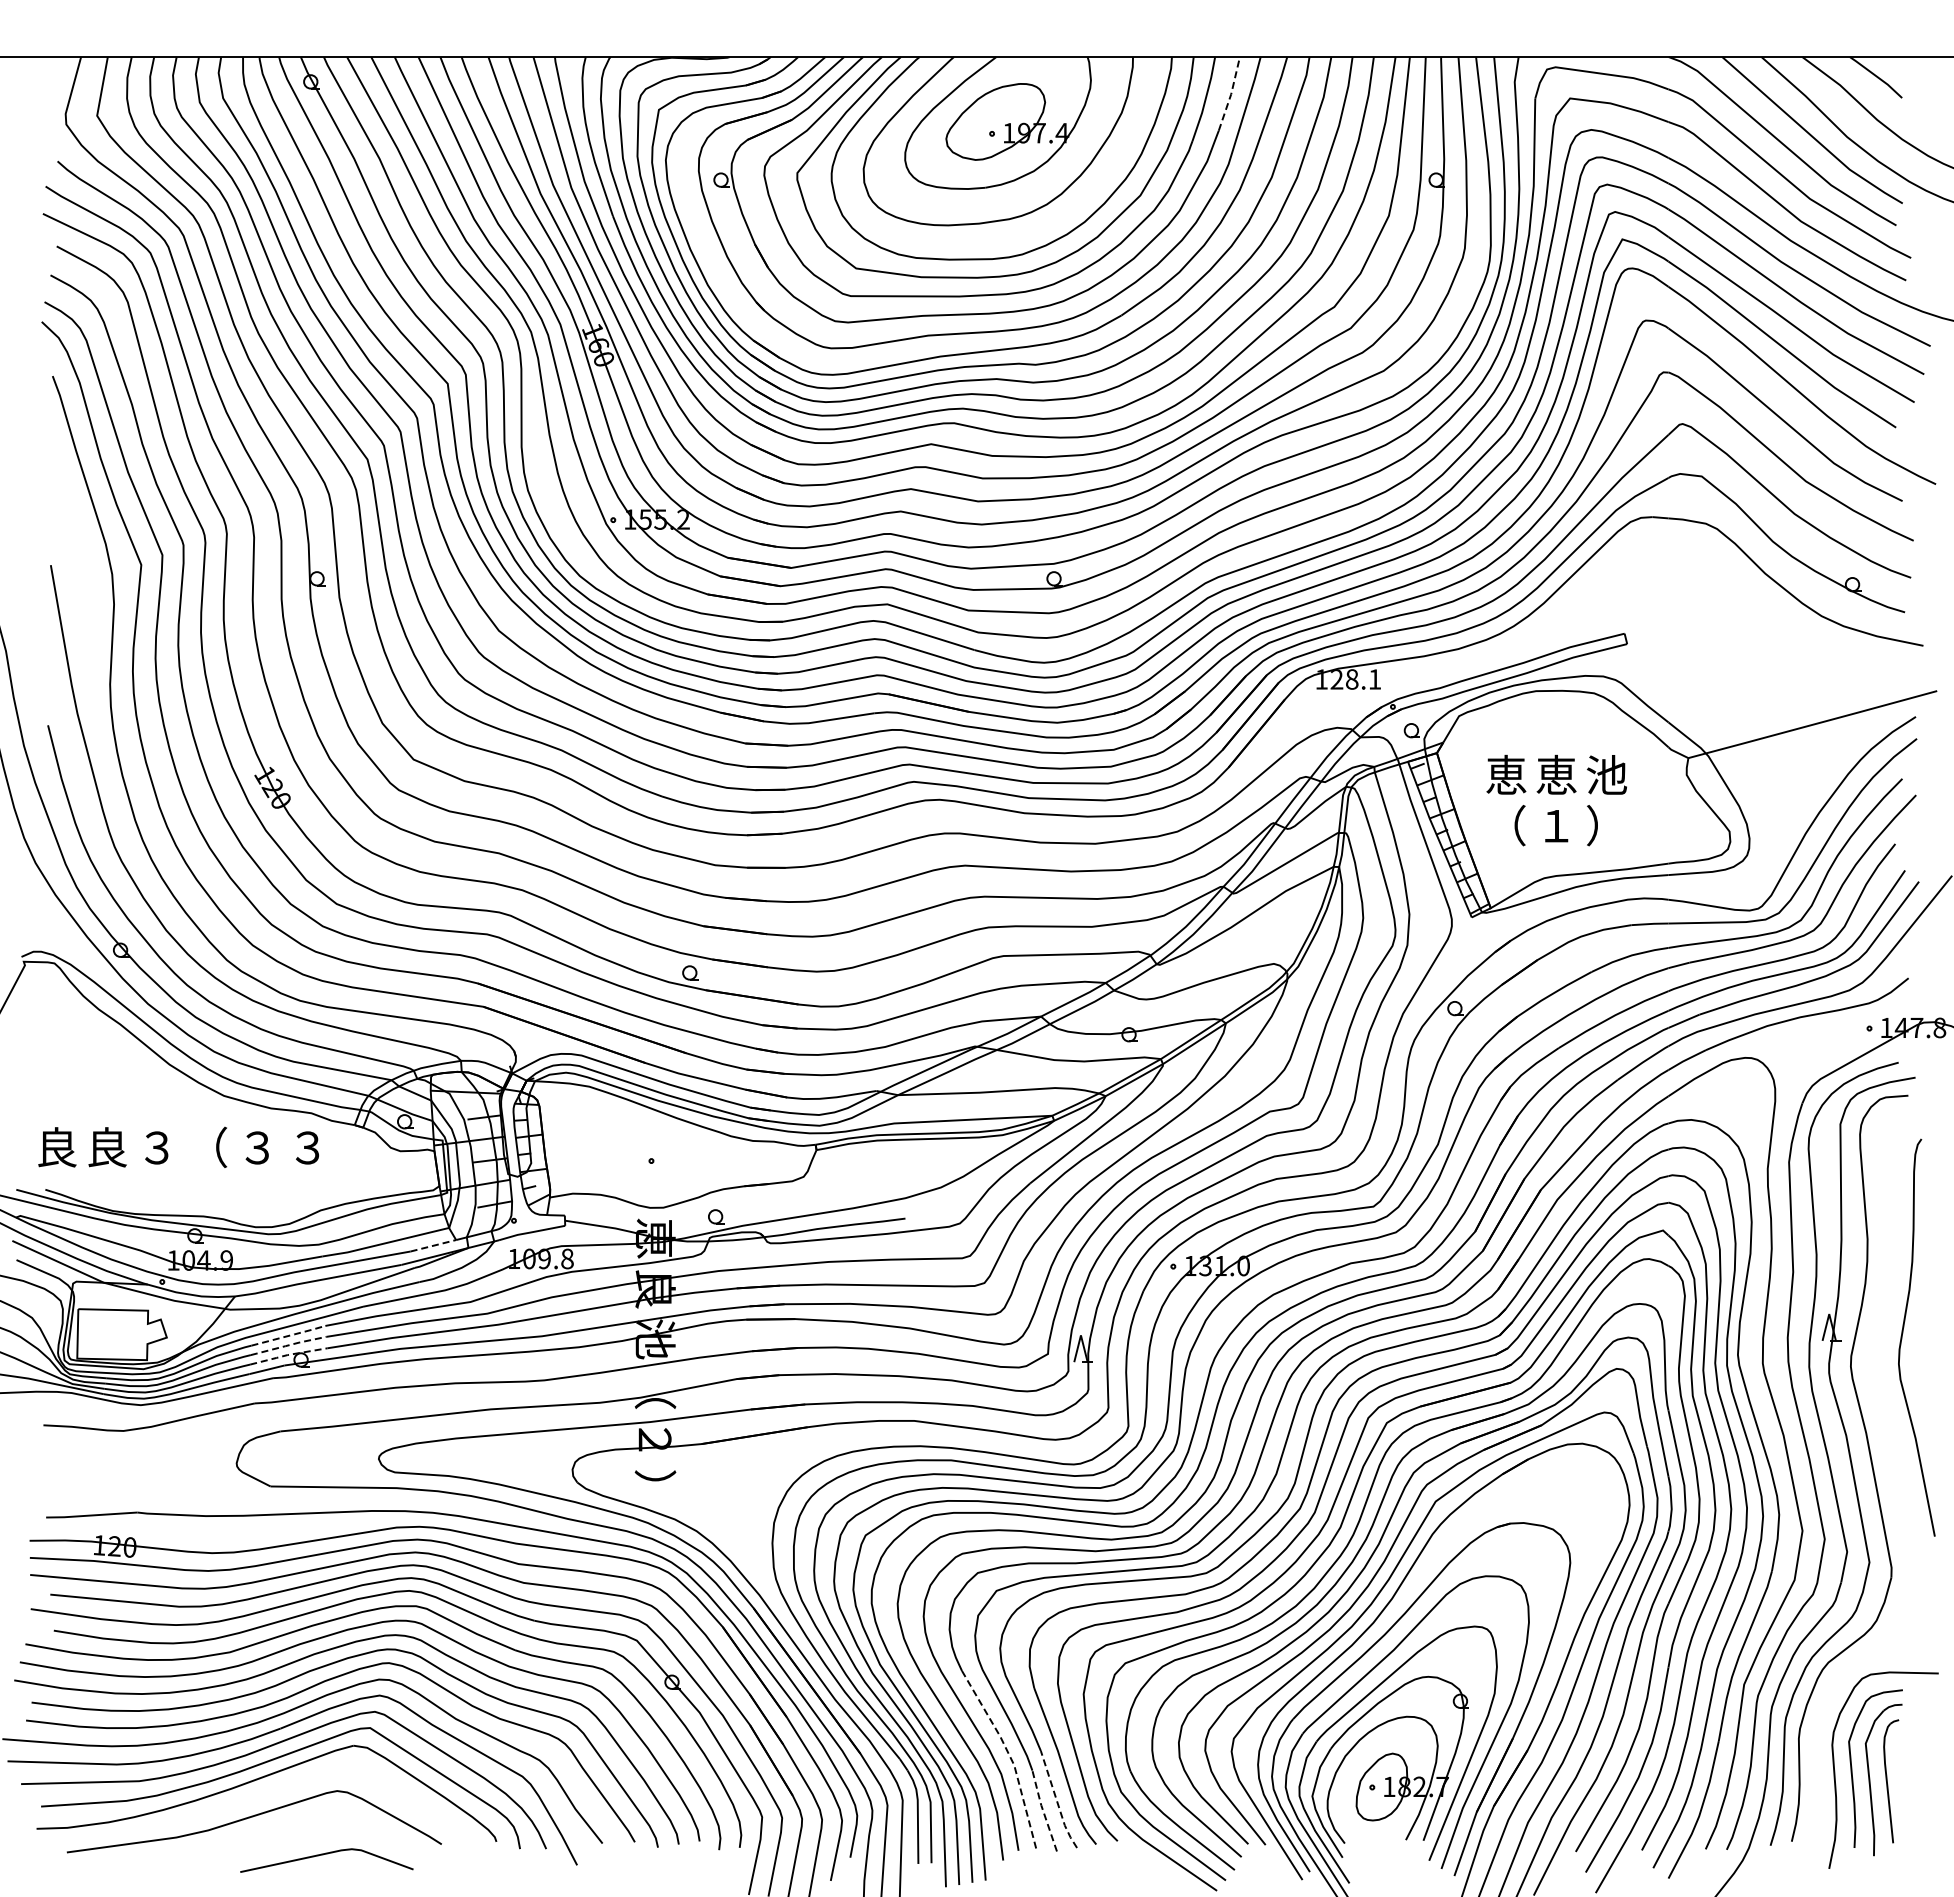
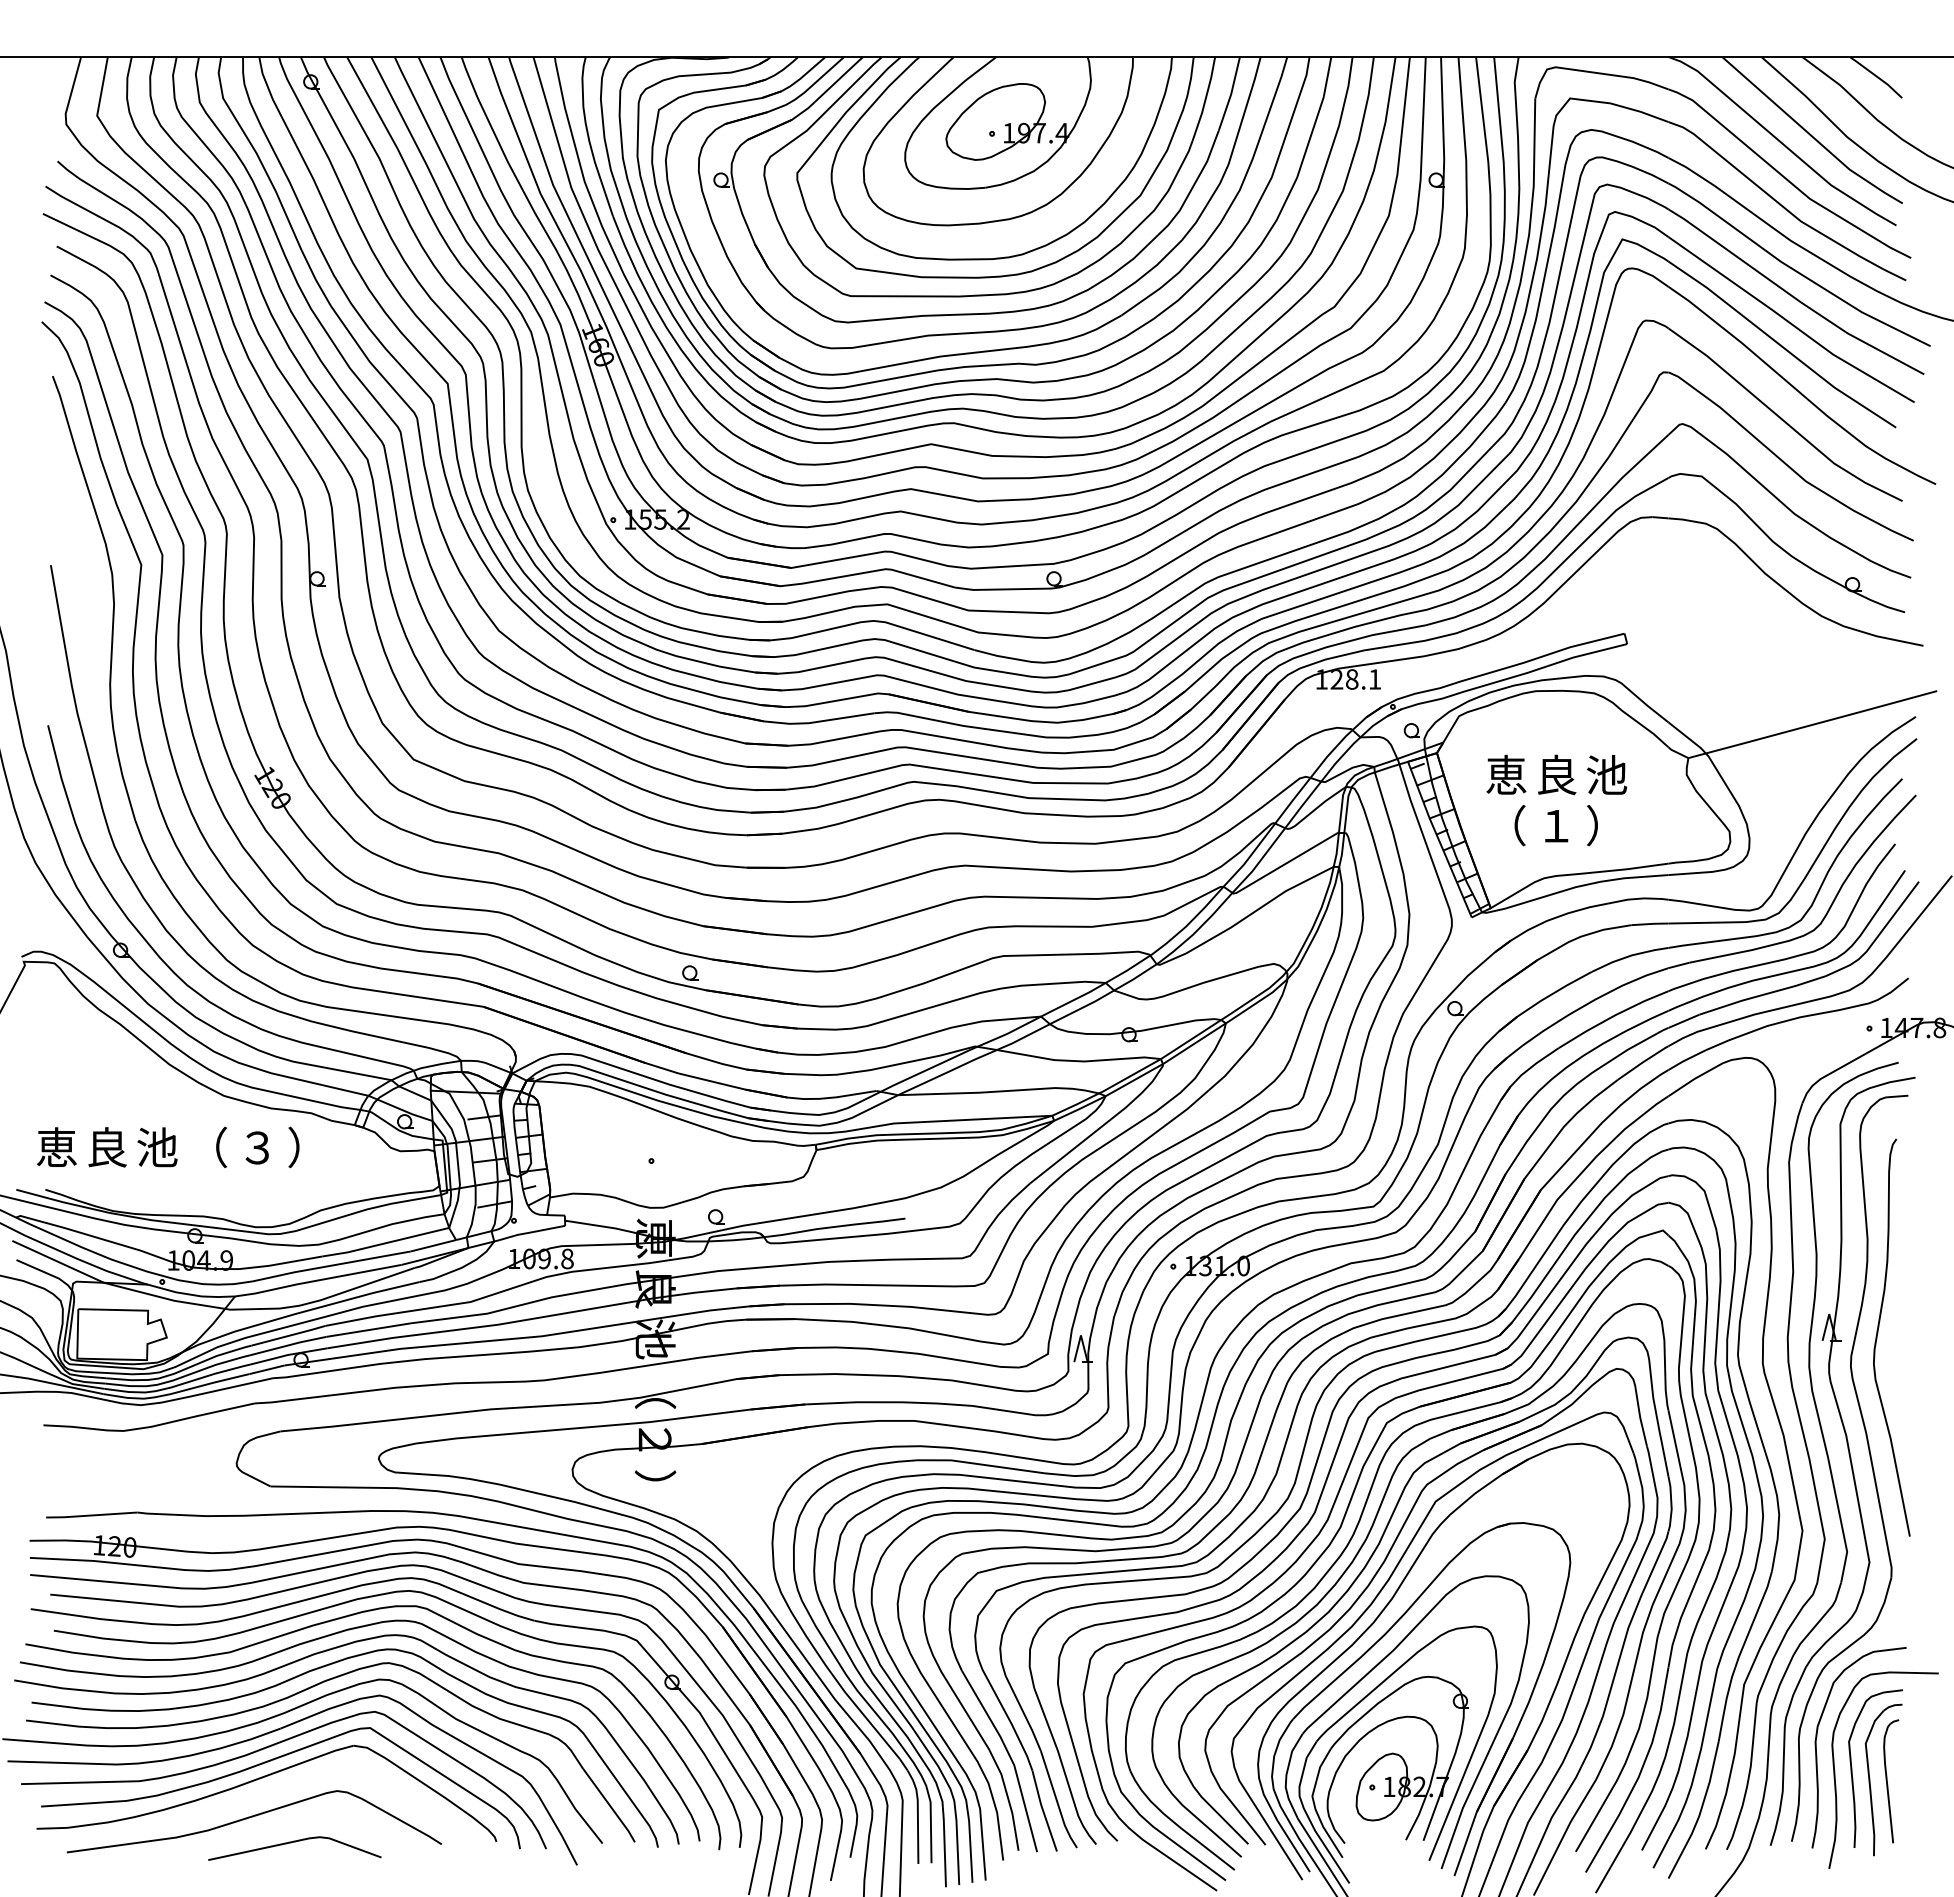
line: dashed -> solid (1231, 94)
text: 恵 -> 良 (1556, 775)
text: 良 -> 恵 (56, 1147)
text: ３ -> 池 (157, 1147)
text: ３ -> ） (303, 1147)
line: dashed -> solid (433, 1245)
curve position: (1903, 1333) -> (1878, 1333) (1878, 1333)
line: dashed -> solid (289, 1335)
line: dashed -> solid (288, 1345)
line: dashed -> solid (287, 1355)
curve: none -> present (1817, 1754)
line: dashed -> solid (1010, 1757)
line: dashed -> solid (1057, 1801)
line: dashed -> solid (1042, 1810)
line position: (323, 1855) -> (291, 1843) (291, 1843)
